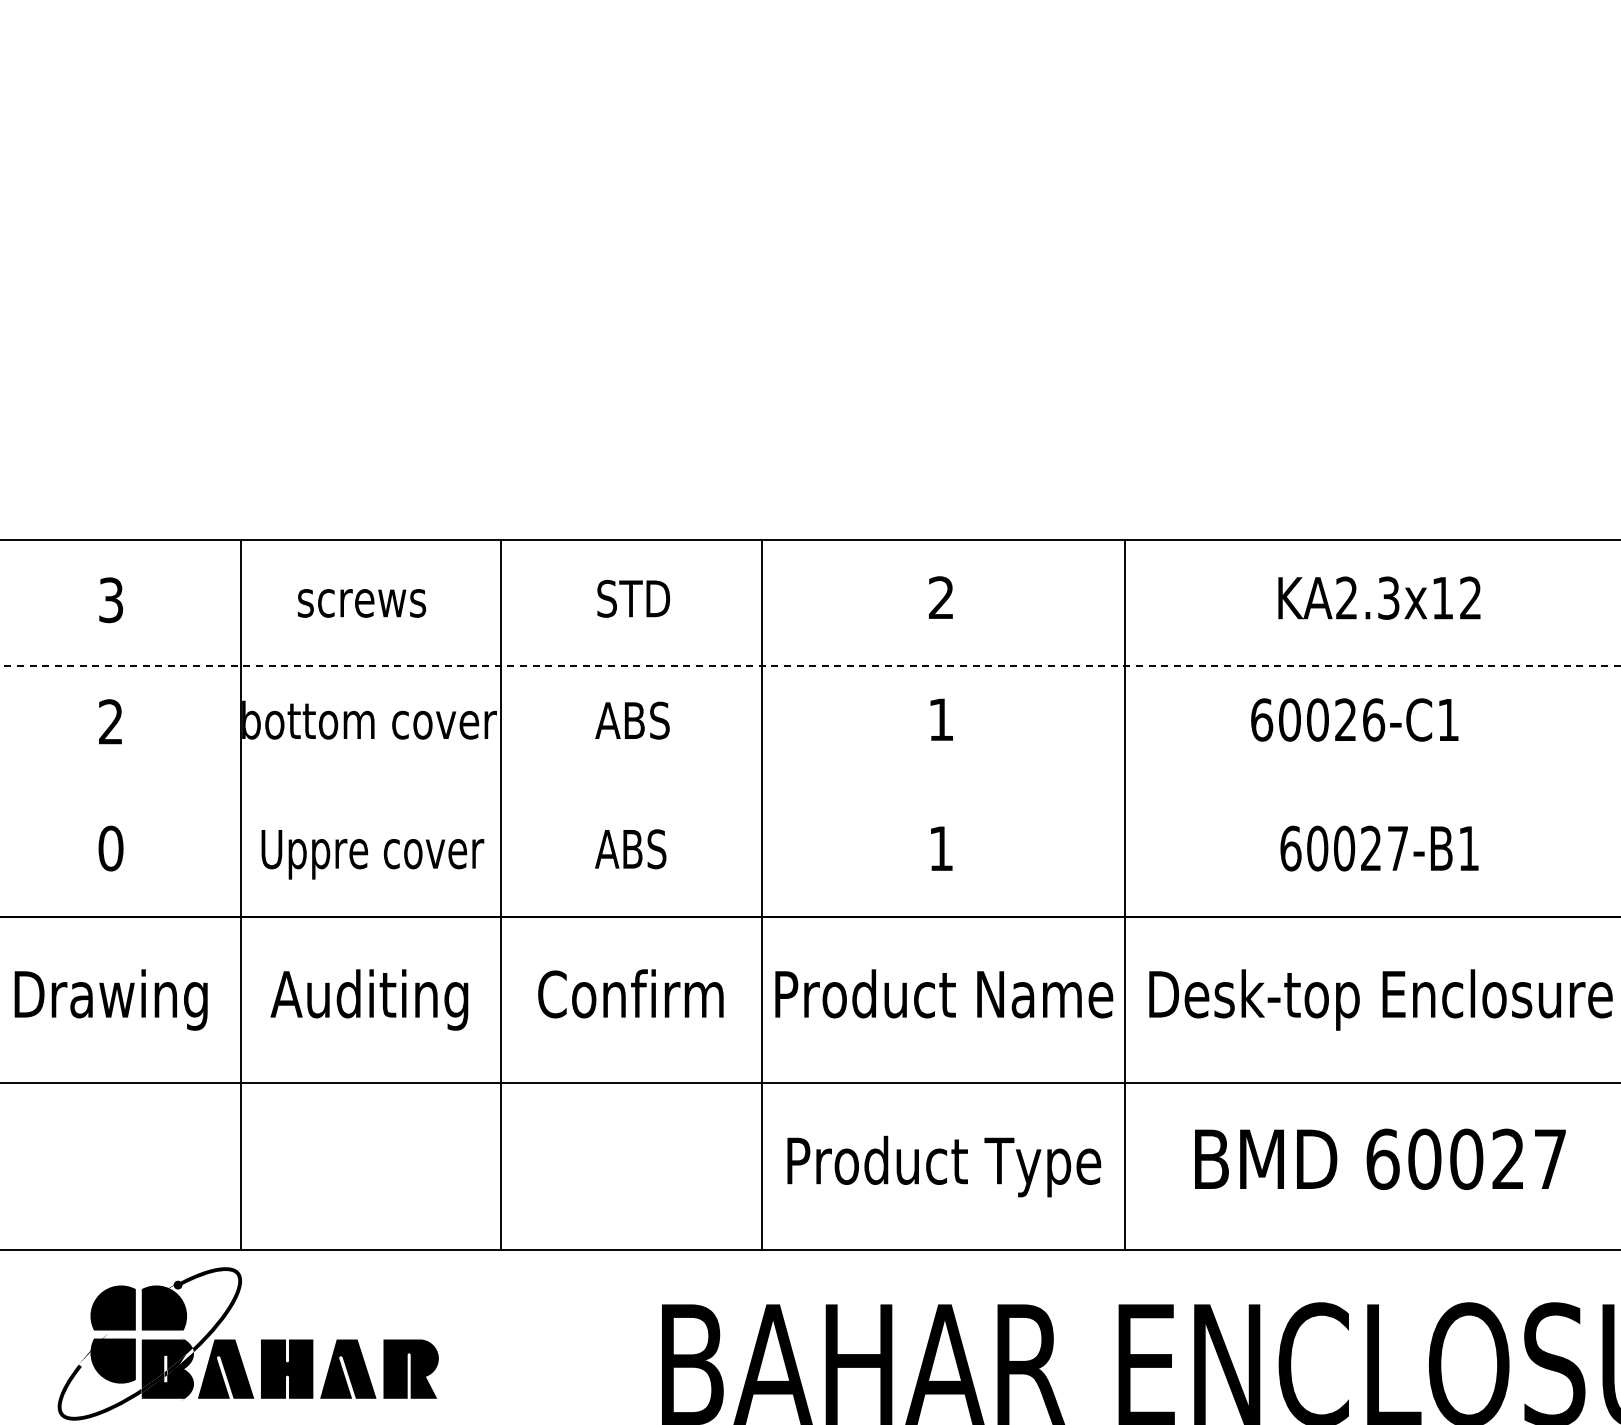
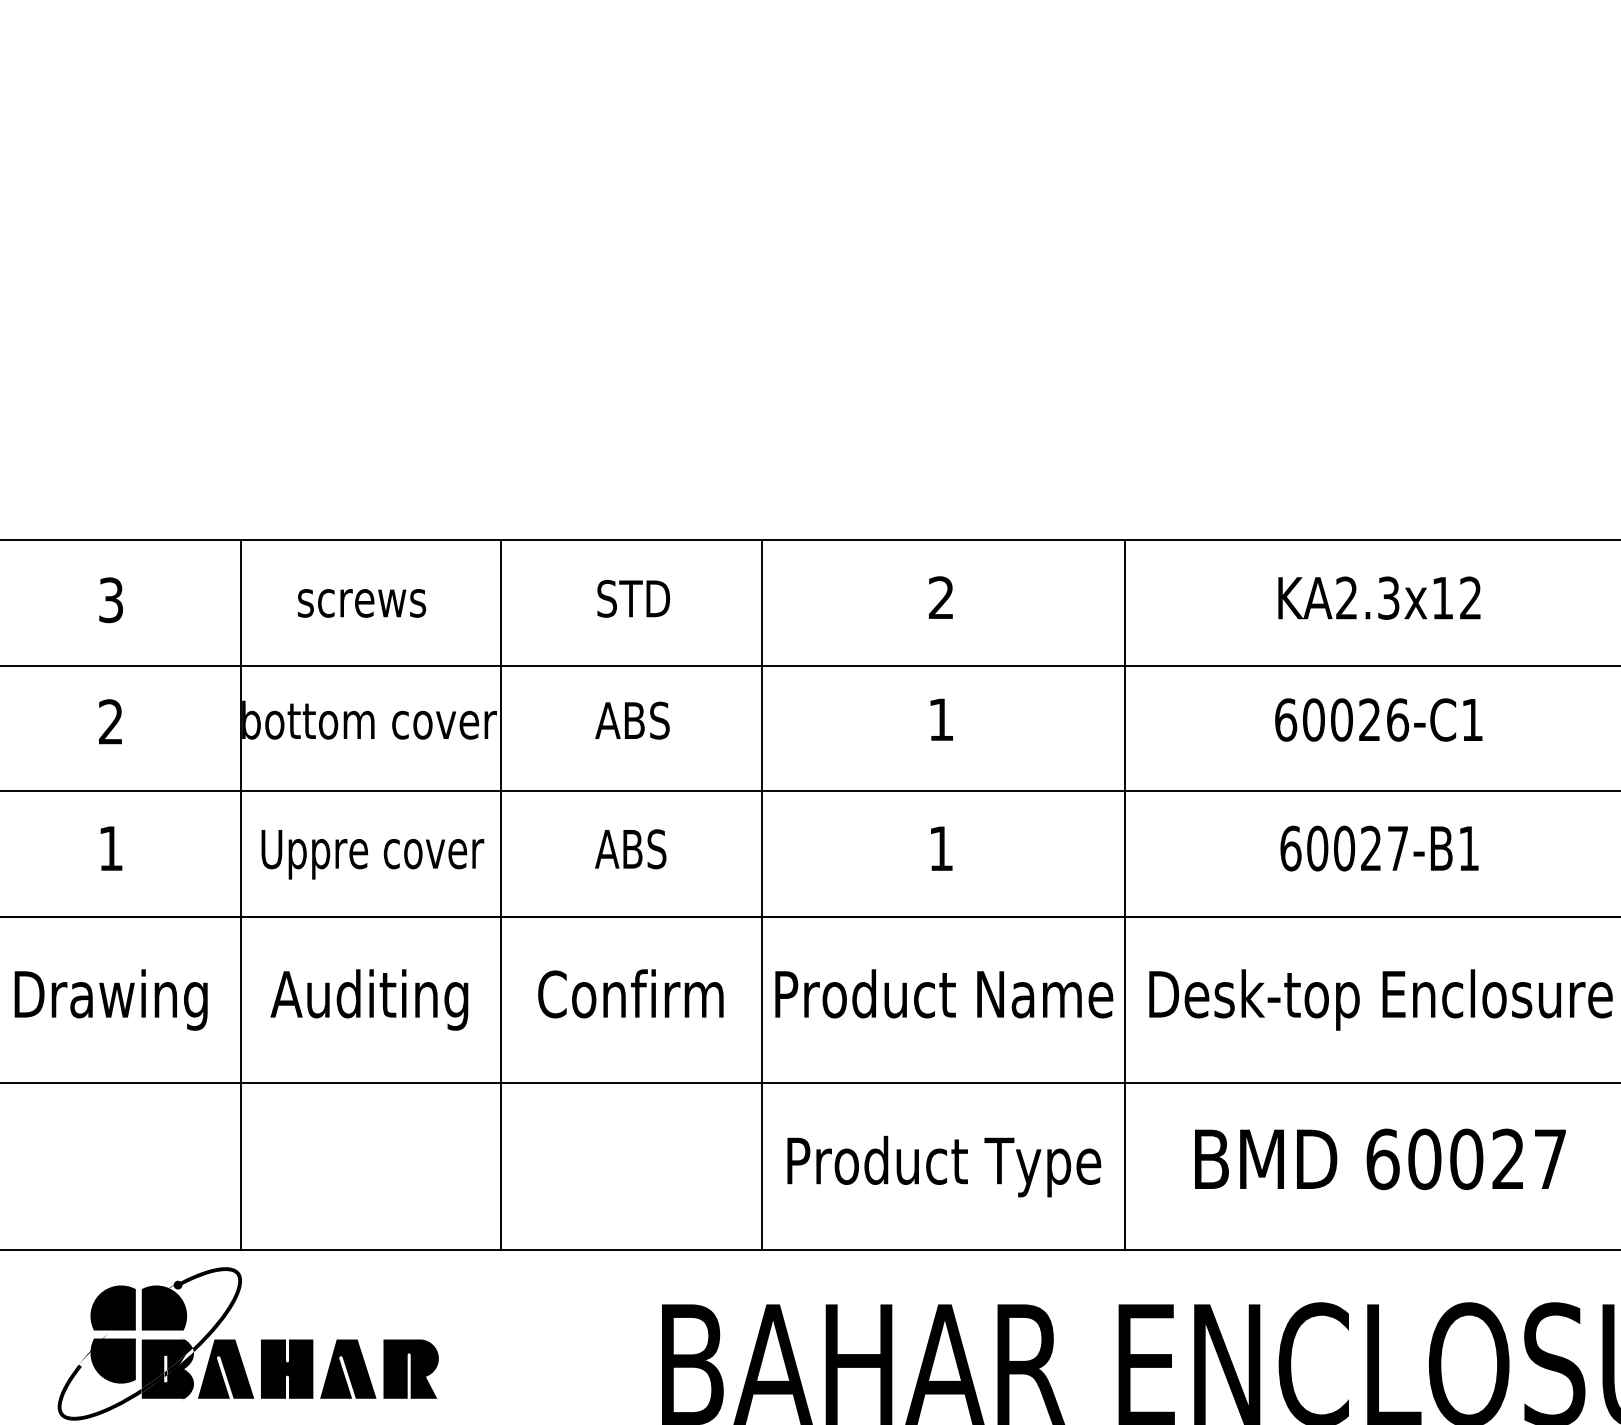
line: dashed -> solid (810, 665)
text position: (1354, 719) -> (1378, 719) (1378, 719)
line: none -> present (809, 791)
text: 0 -> 1 (110, 848)
